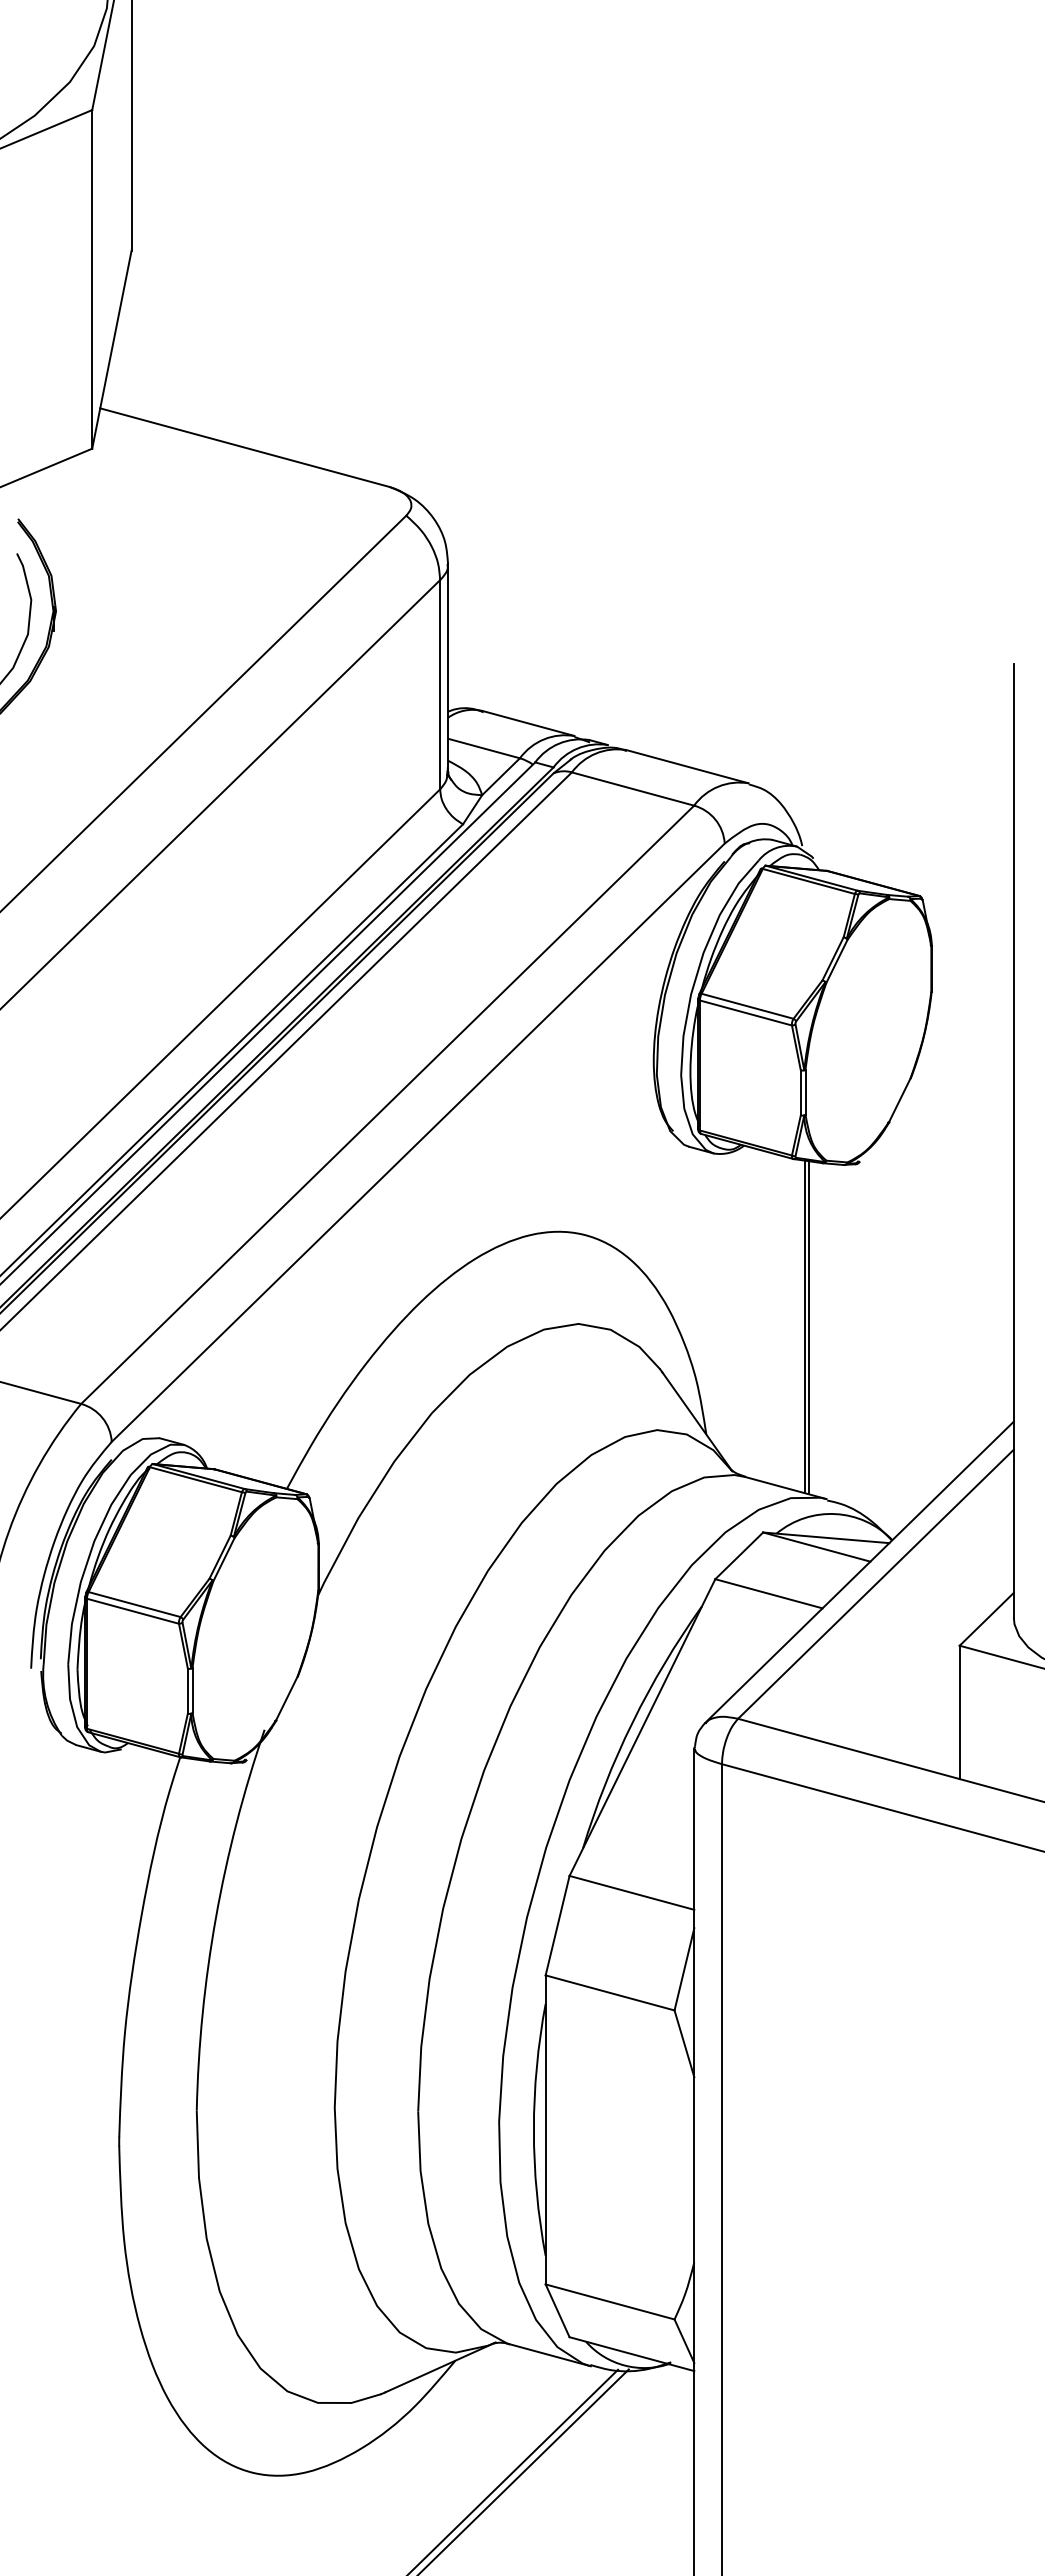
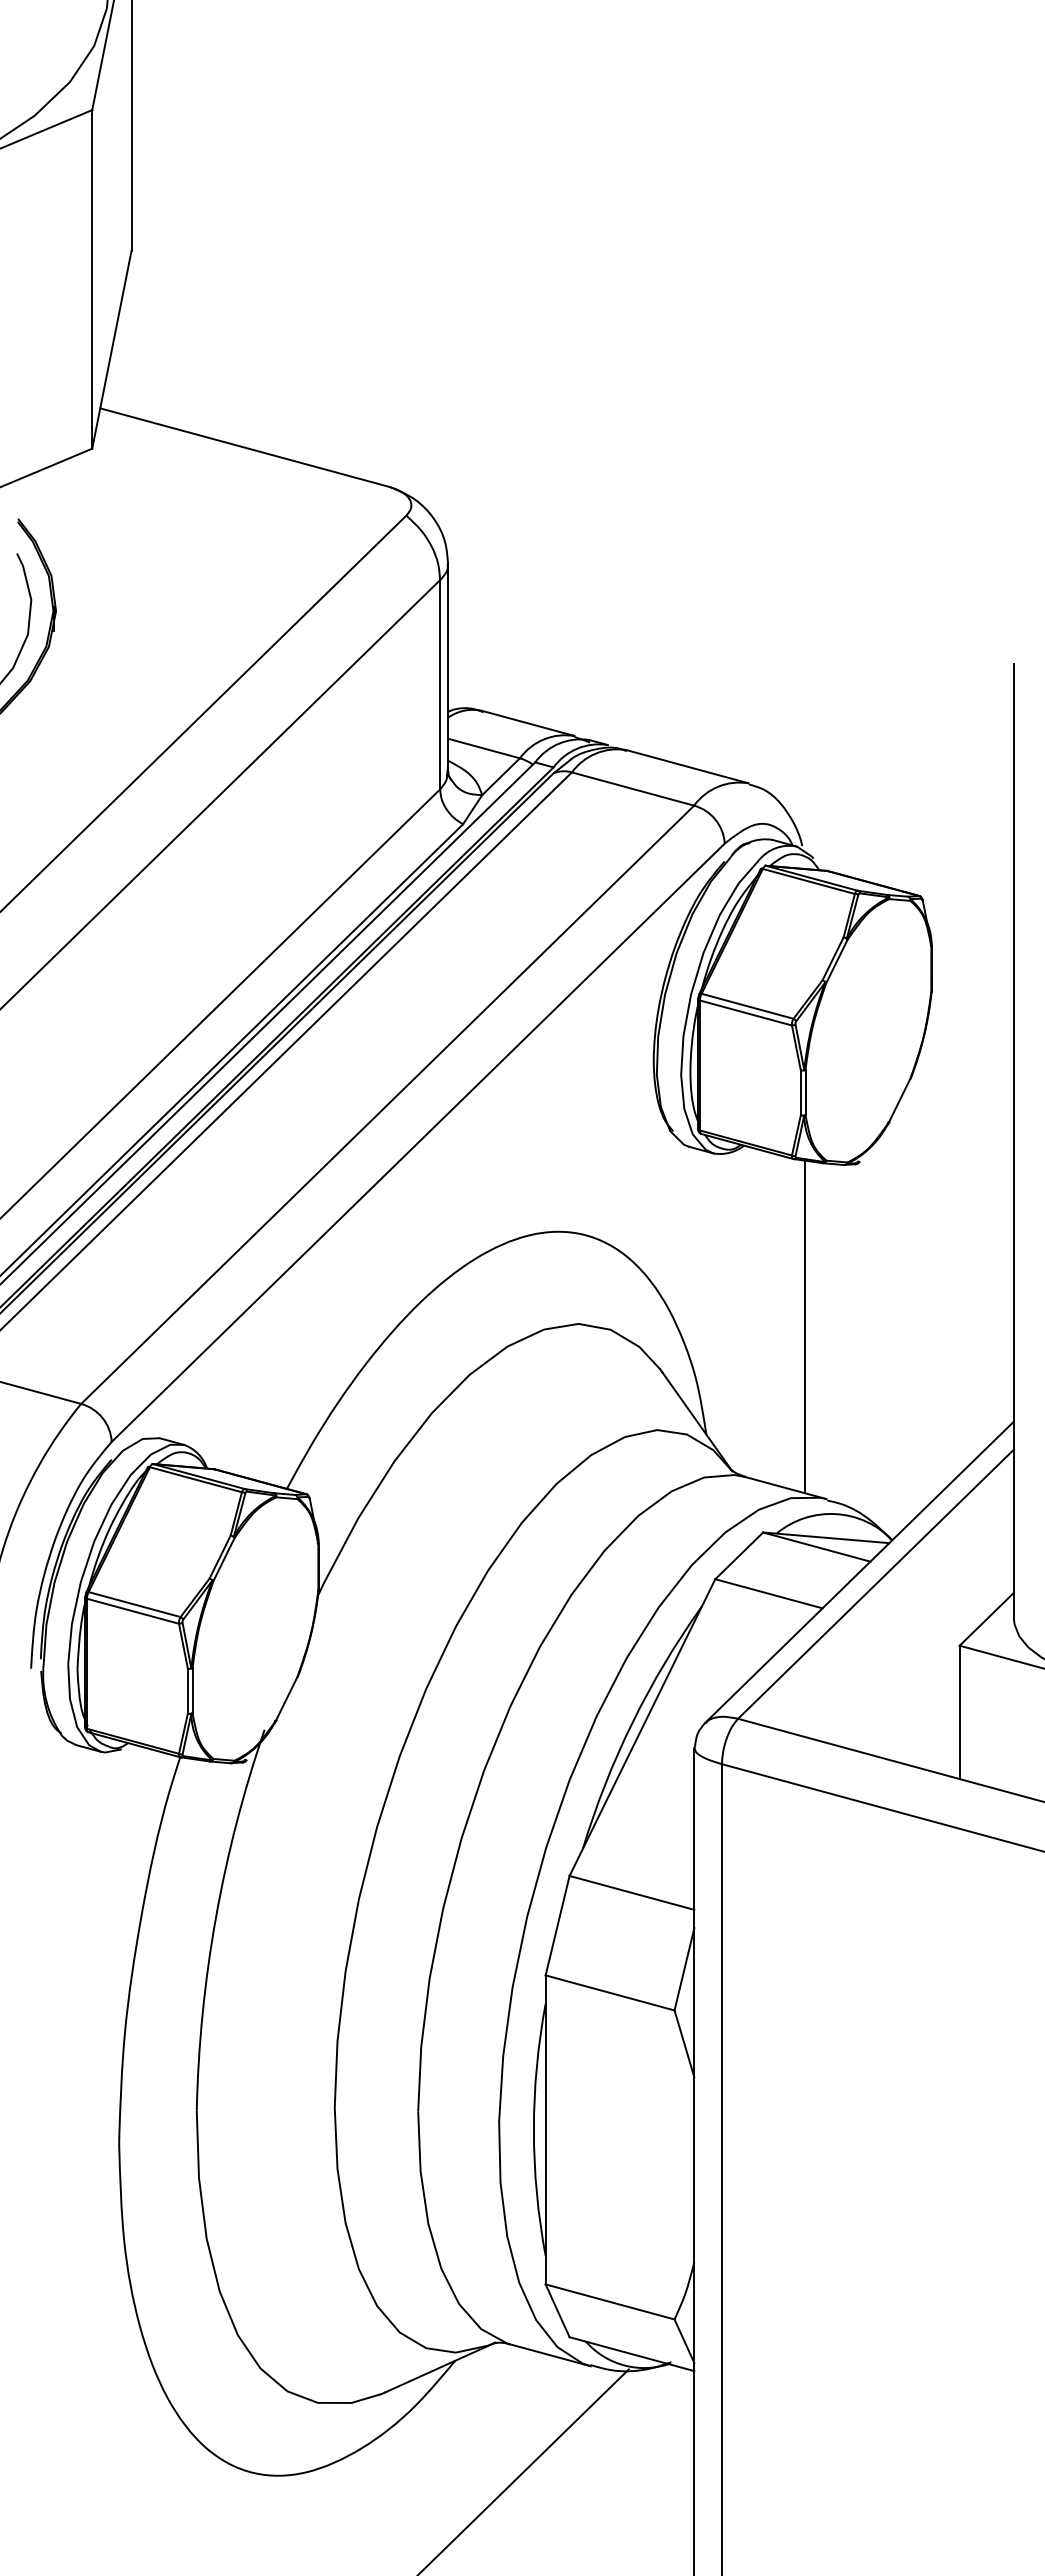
line: present -> none (809, 1327)
line: present -> none (514, 2470)
